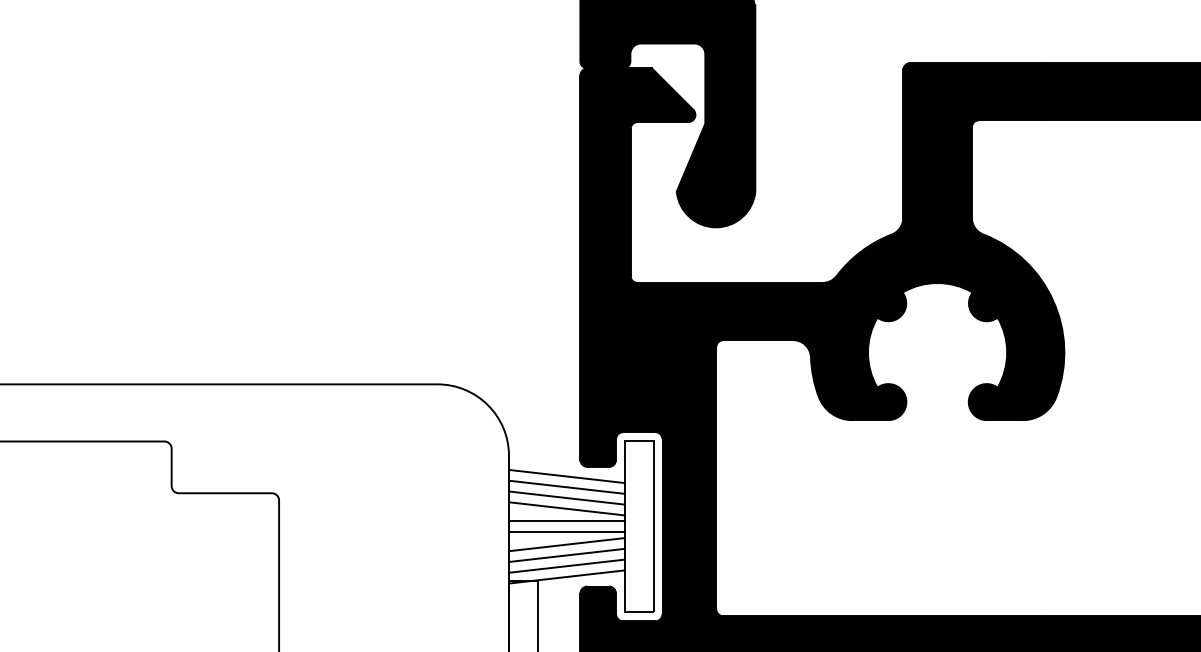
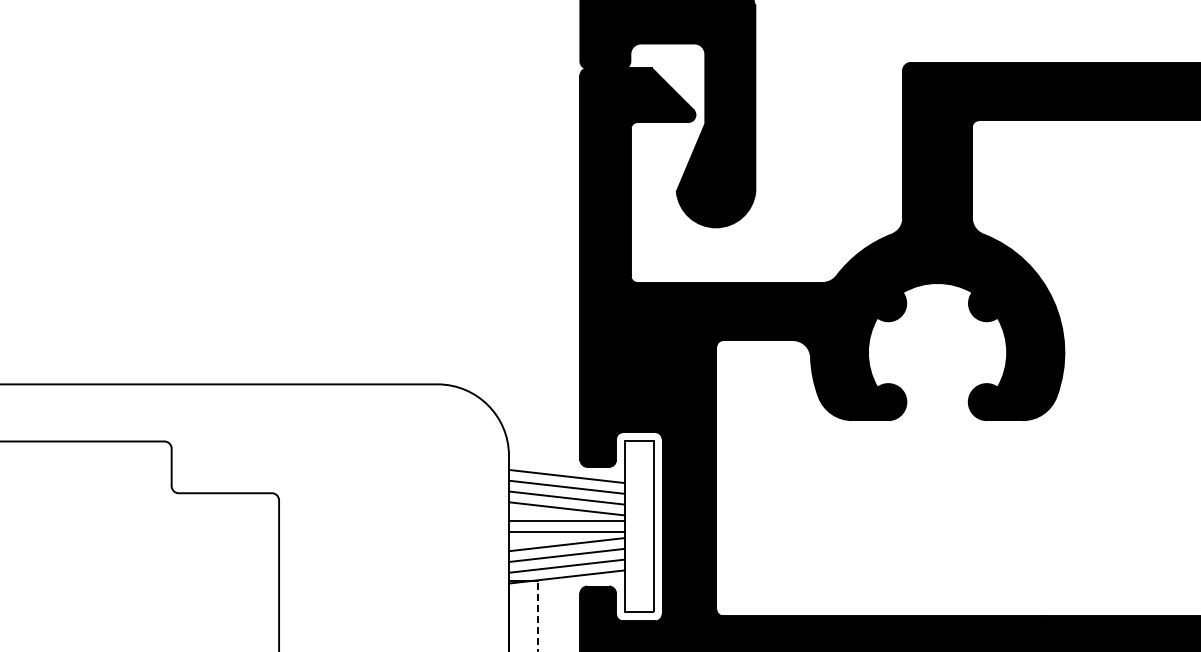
line: solid -> dashed (537, 615)
